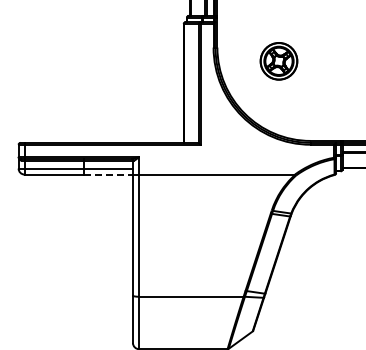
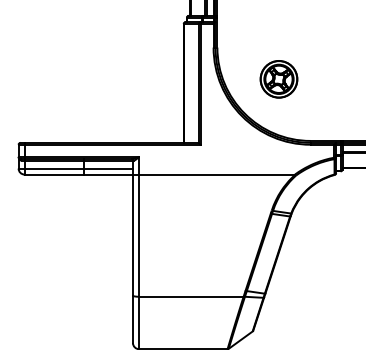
part position: (278, 61) -> (278, 79) (278, 79)
line: dashed -> solid (108, 174)
